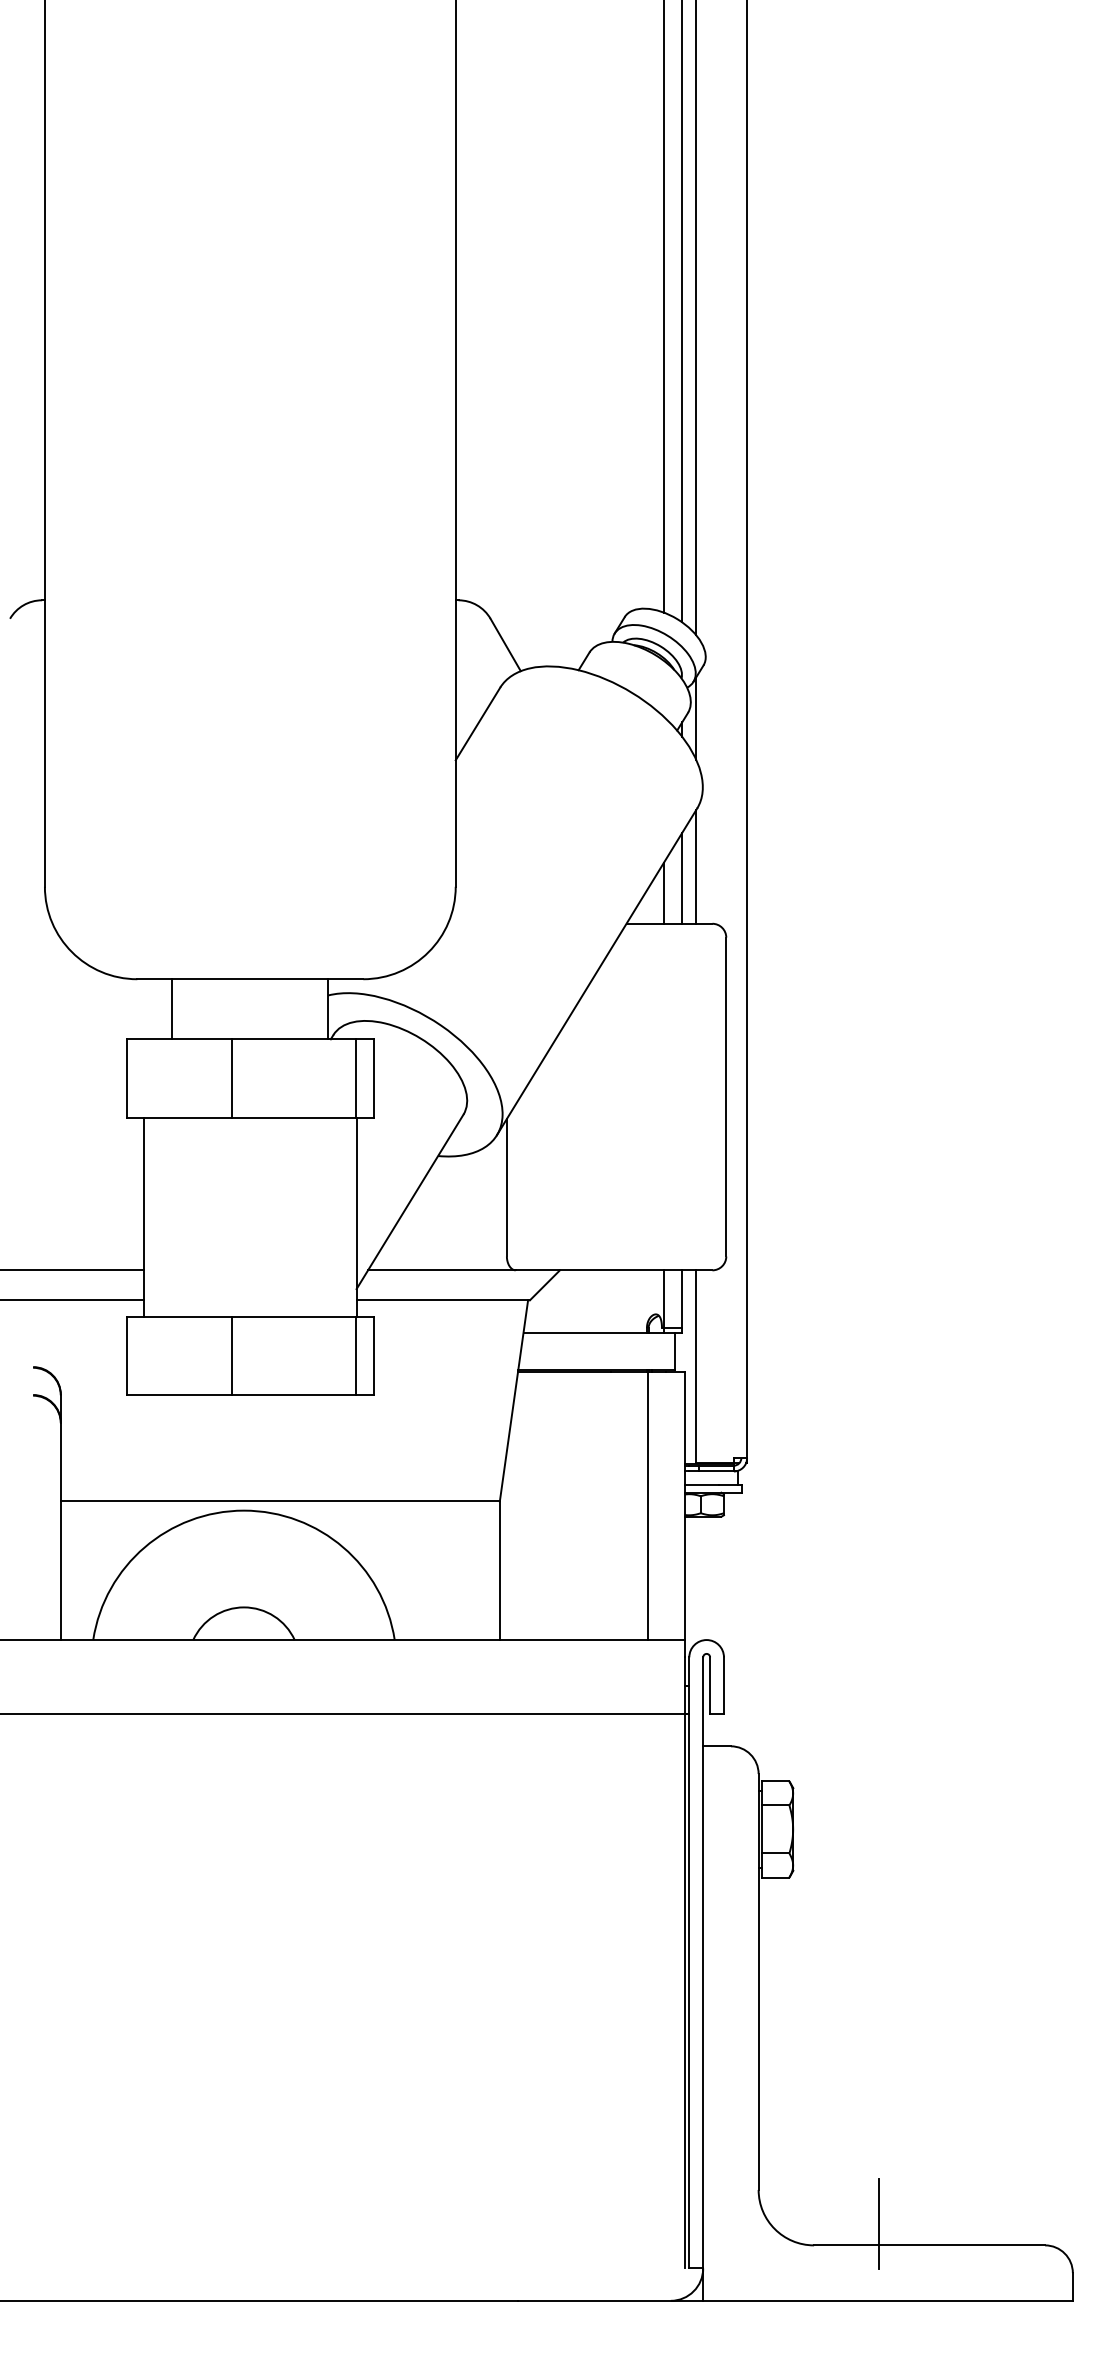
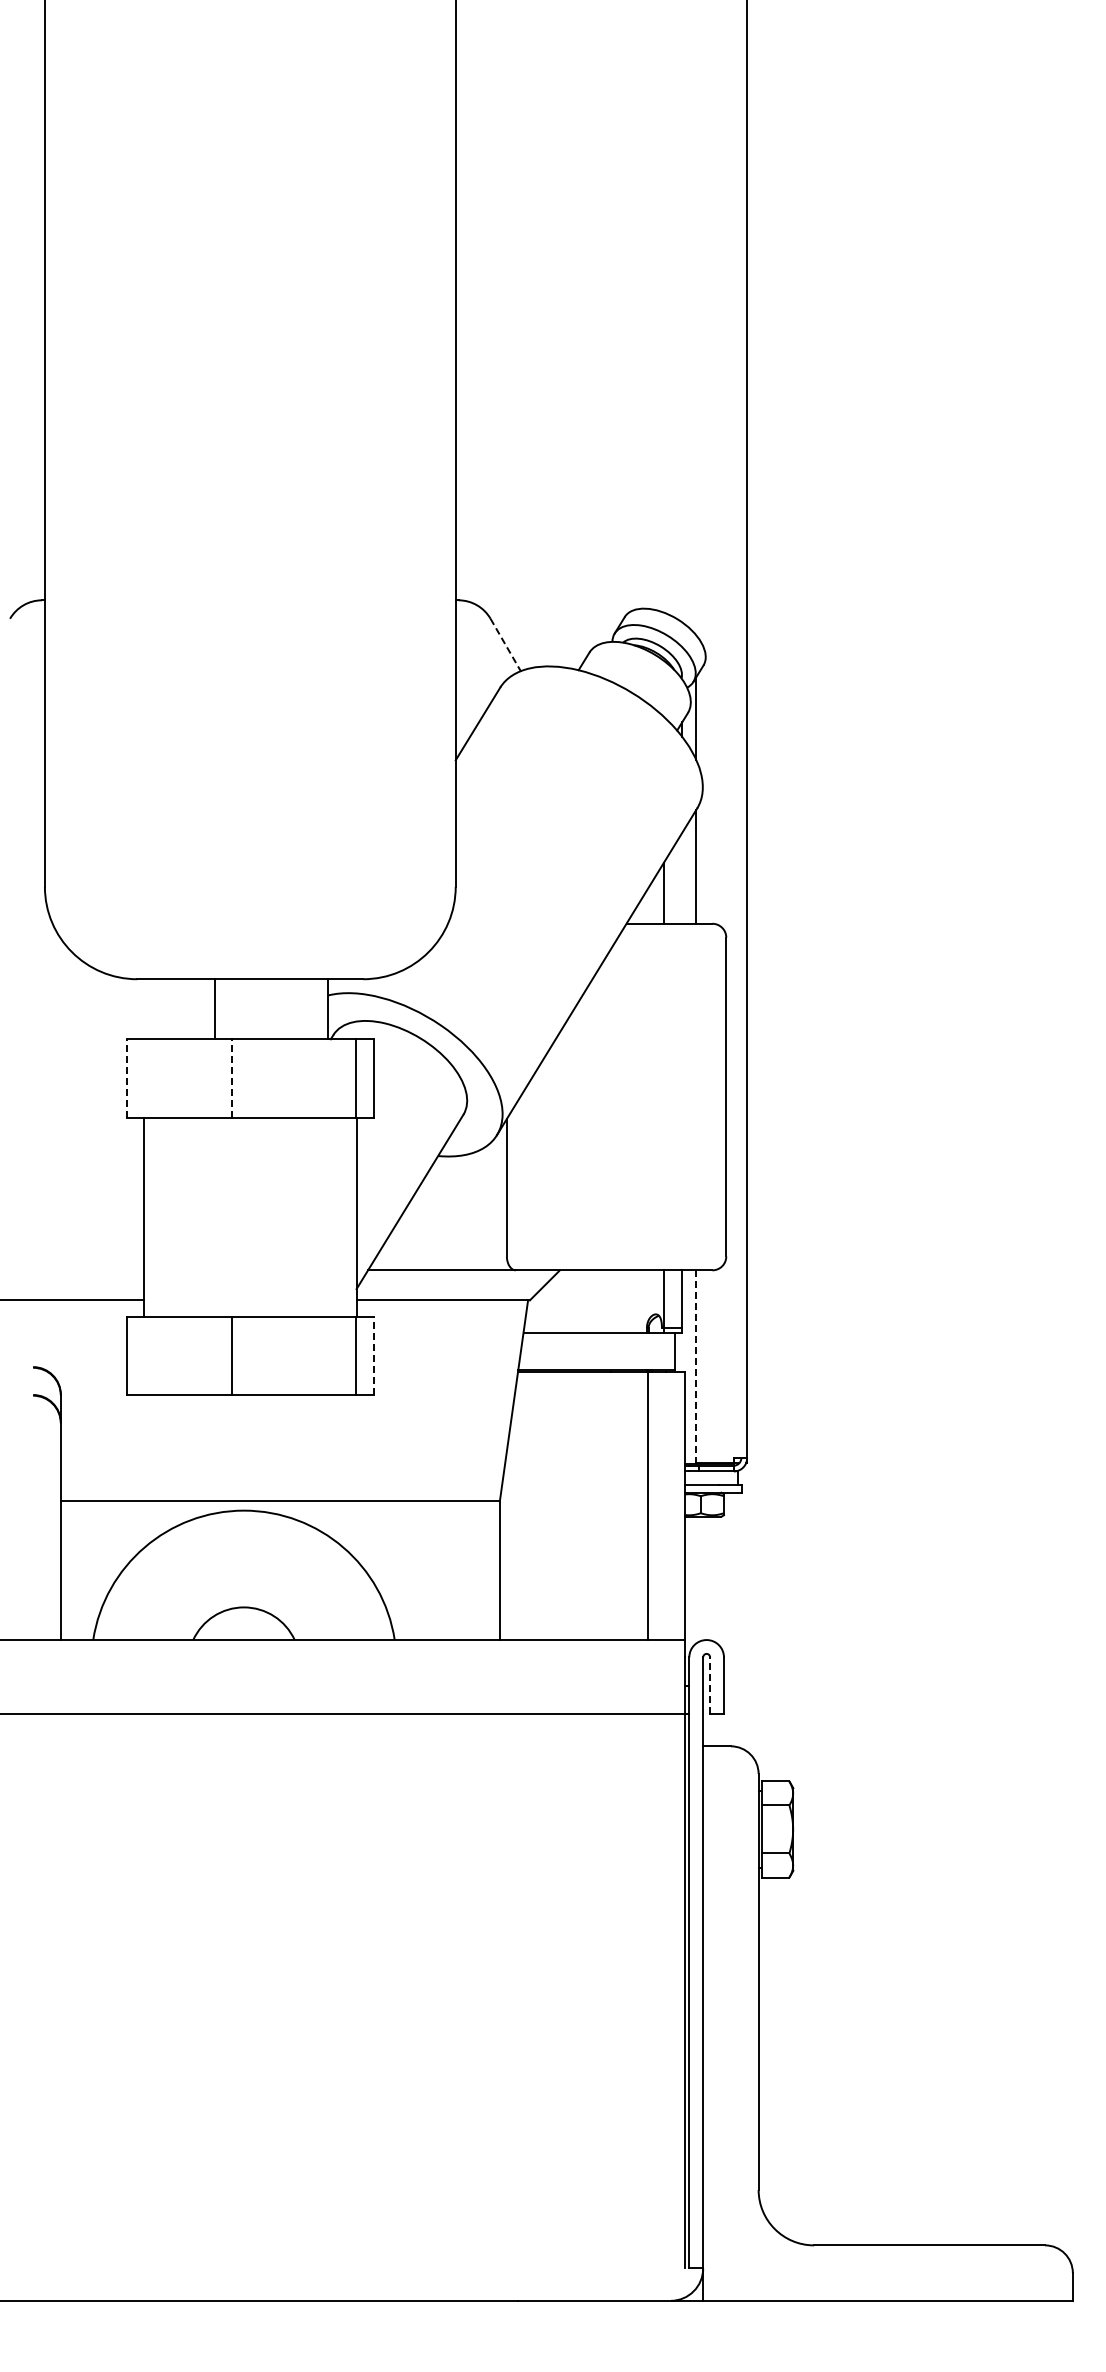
line: present -> none (663, 307)
line: present -> none (682, 312)
line: present -> none (696, 318)
line: solid -> dashed (505, 645)
line: present -> none (682, 877)
line position: (172, 1009) -> (215, 1009) (215, 1009)
line: solid -> dashed (126, 1078)
line: solid -> dashed (232, 1078)
line: present -> none (73, 1270)
line: solid -> dashed (373, 1355)
line: solid -> dashed (696, 1366)
line: solid -> dashed (710, 1685)
line: present -> none (878, 2223)
